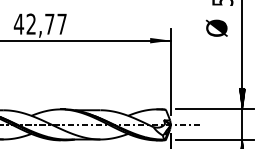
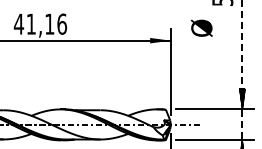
text: 42,77 -> 41,16 (46, 23)
text position: (216, 27) -> (201, 27) (201, 27)
line: solid -> dashed (242, 74)
